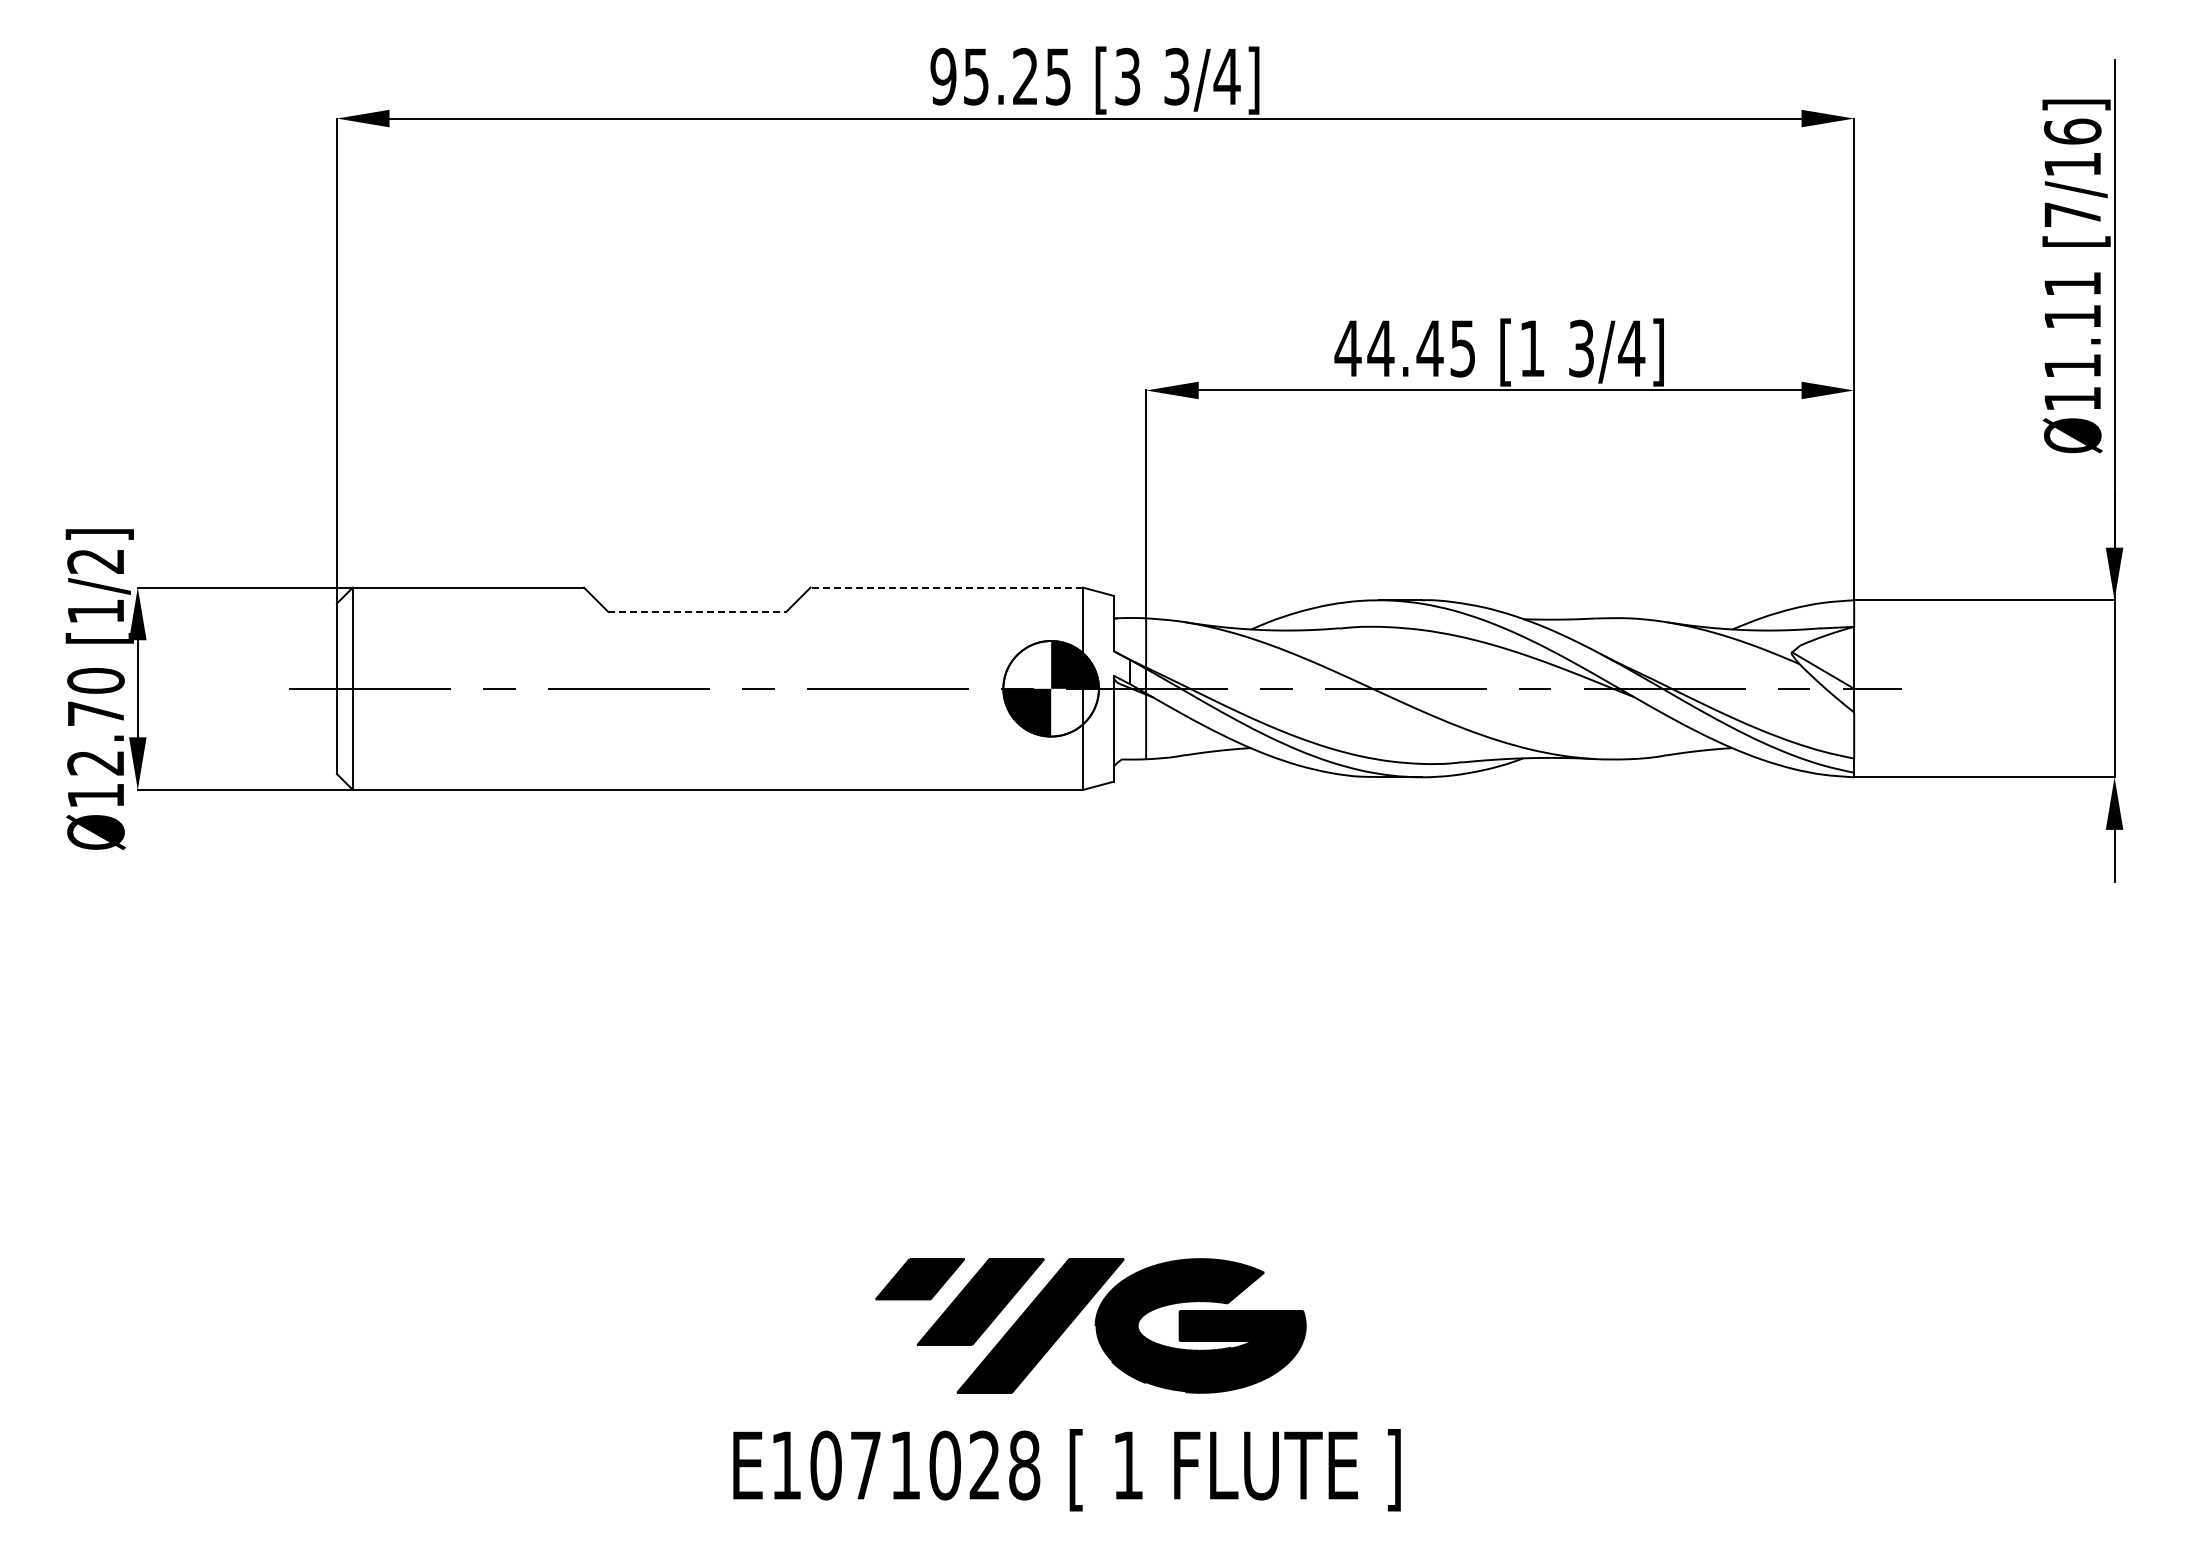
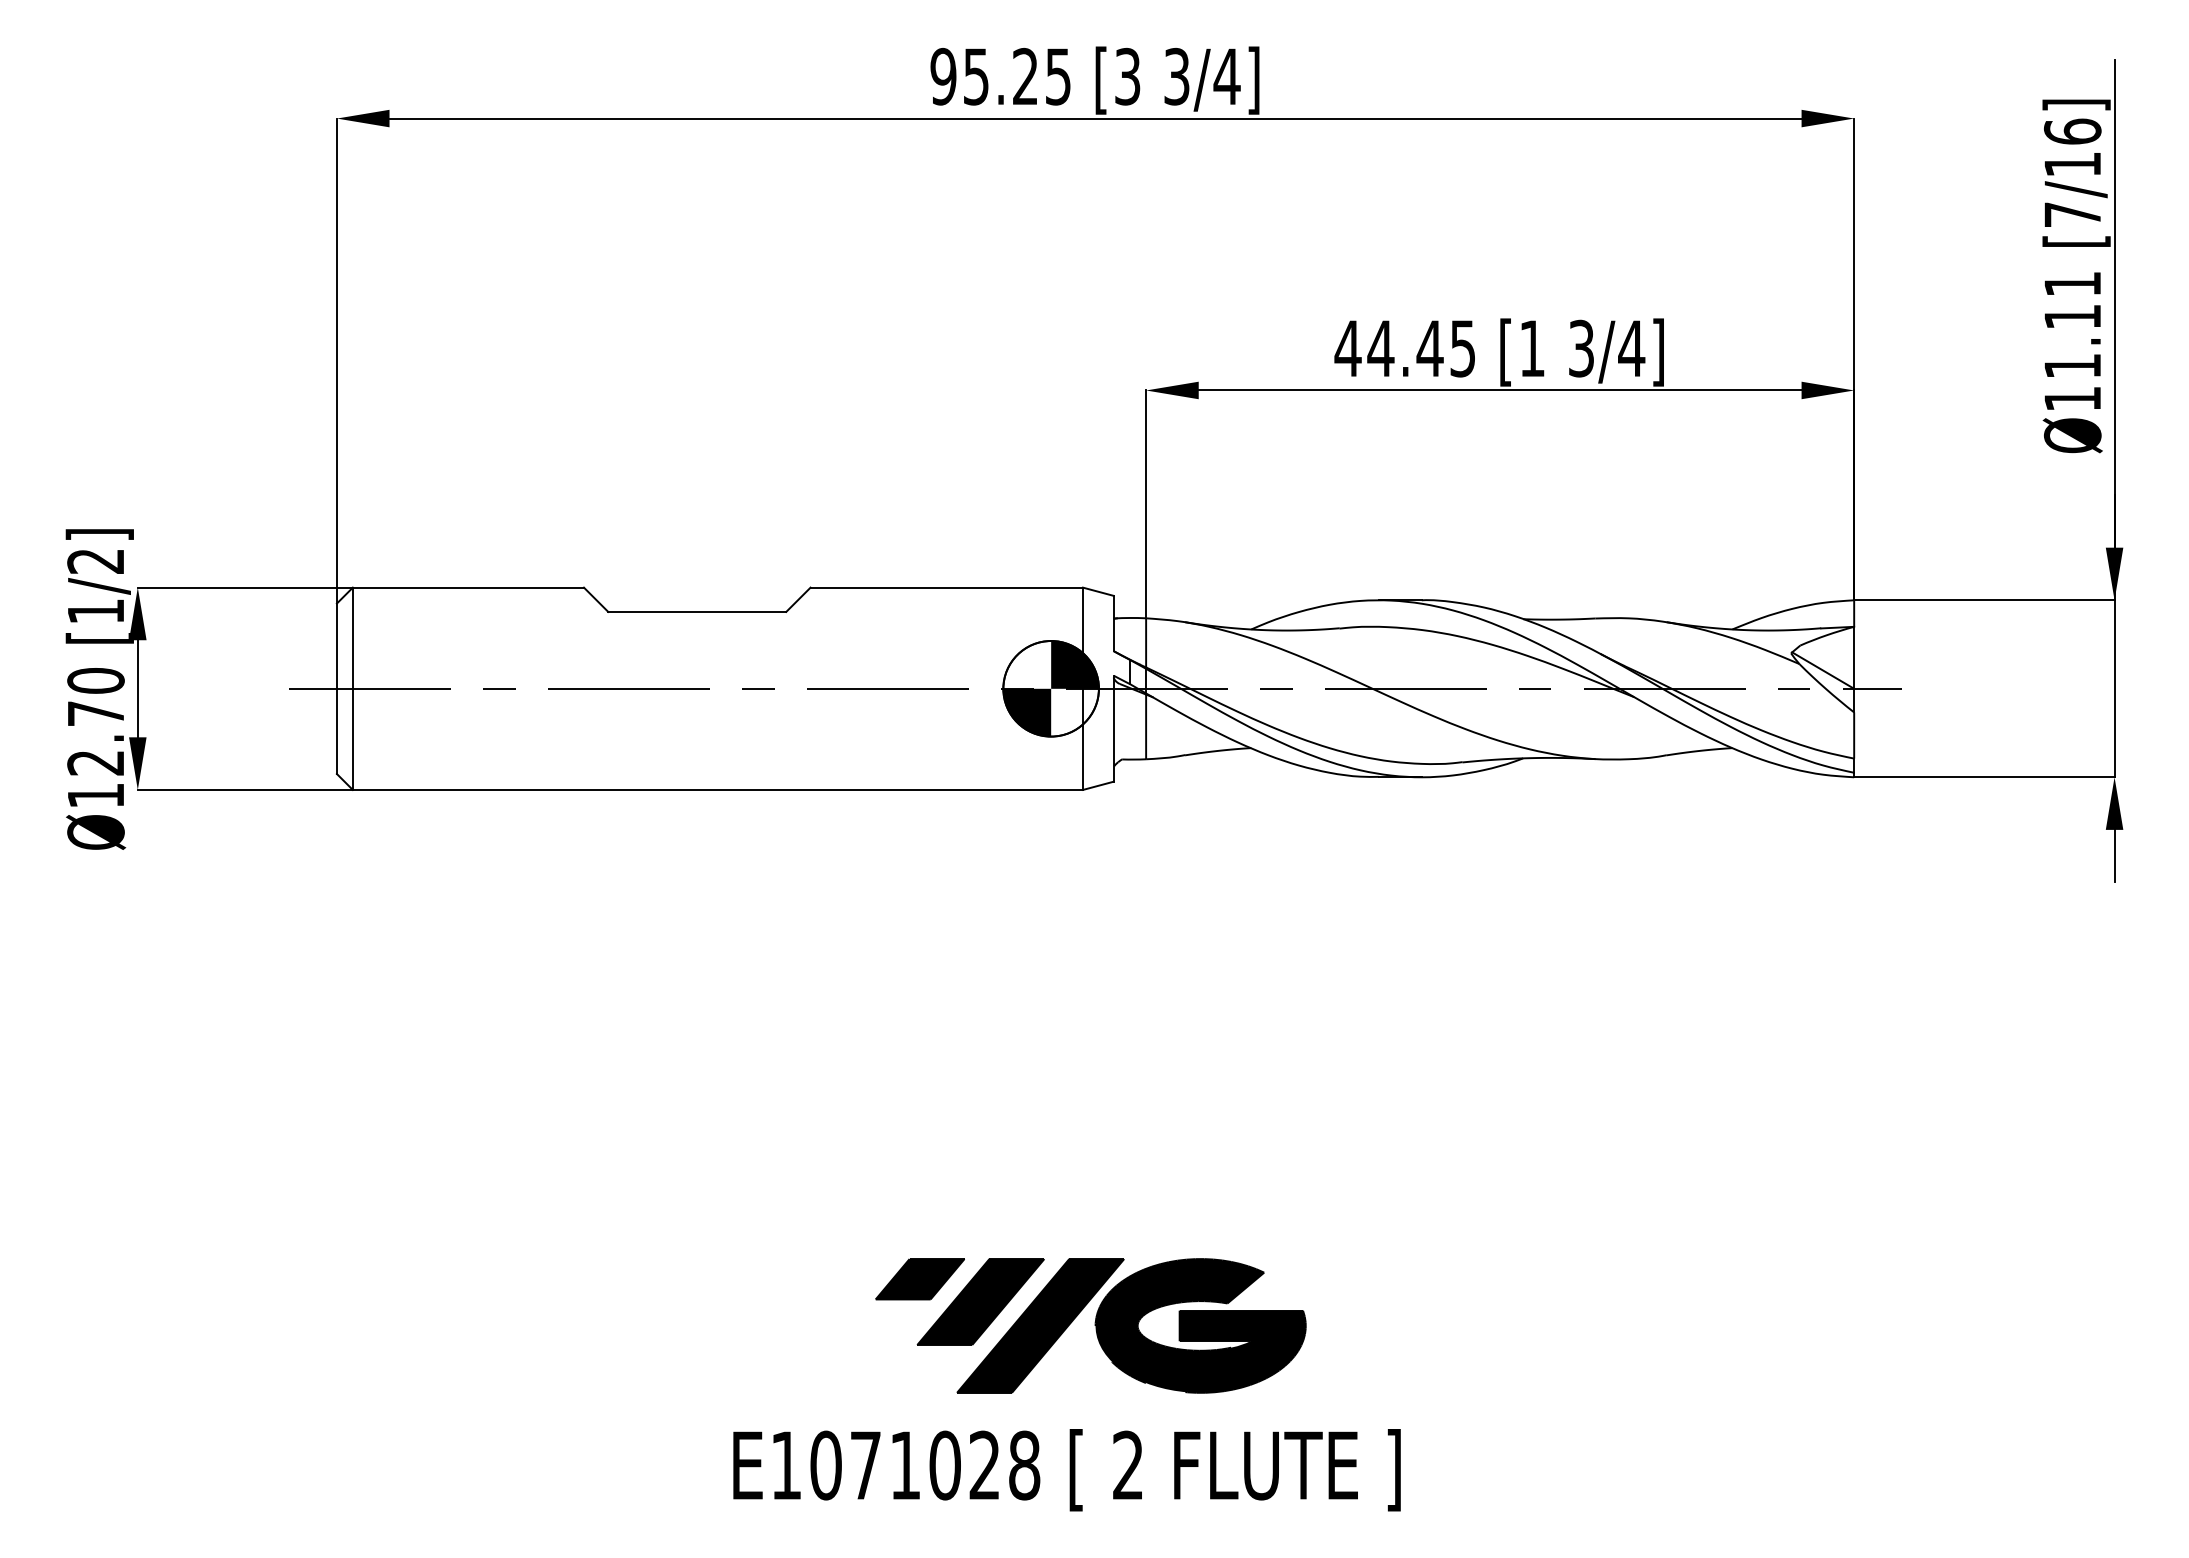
line: dashed -> solid (946, 587)
line: dashed -> solid (697, 611)
text: 1 -> 2 (1127, 1464)
